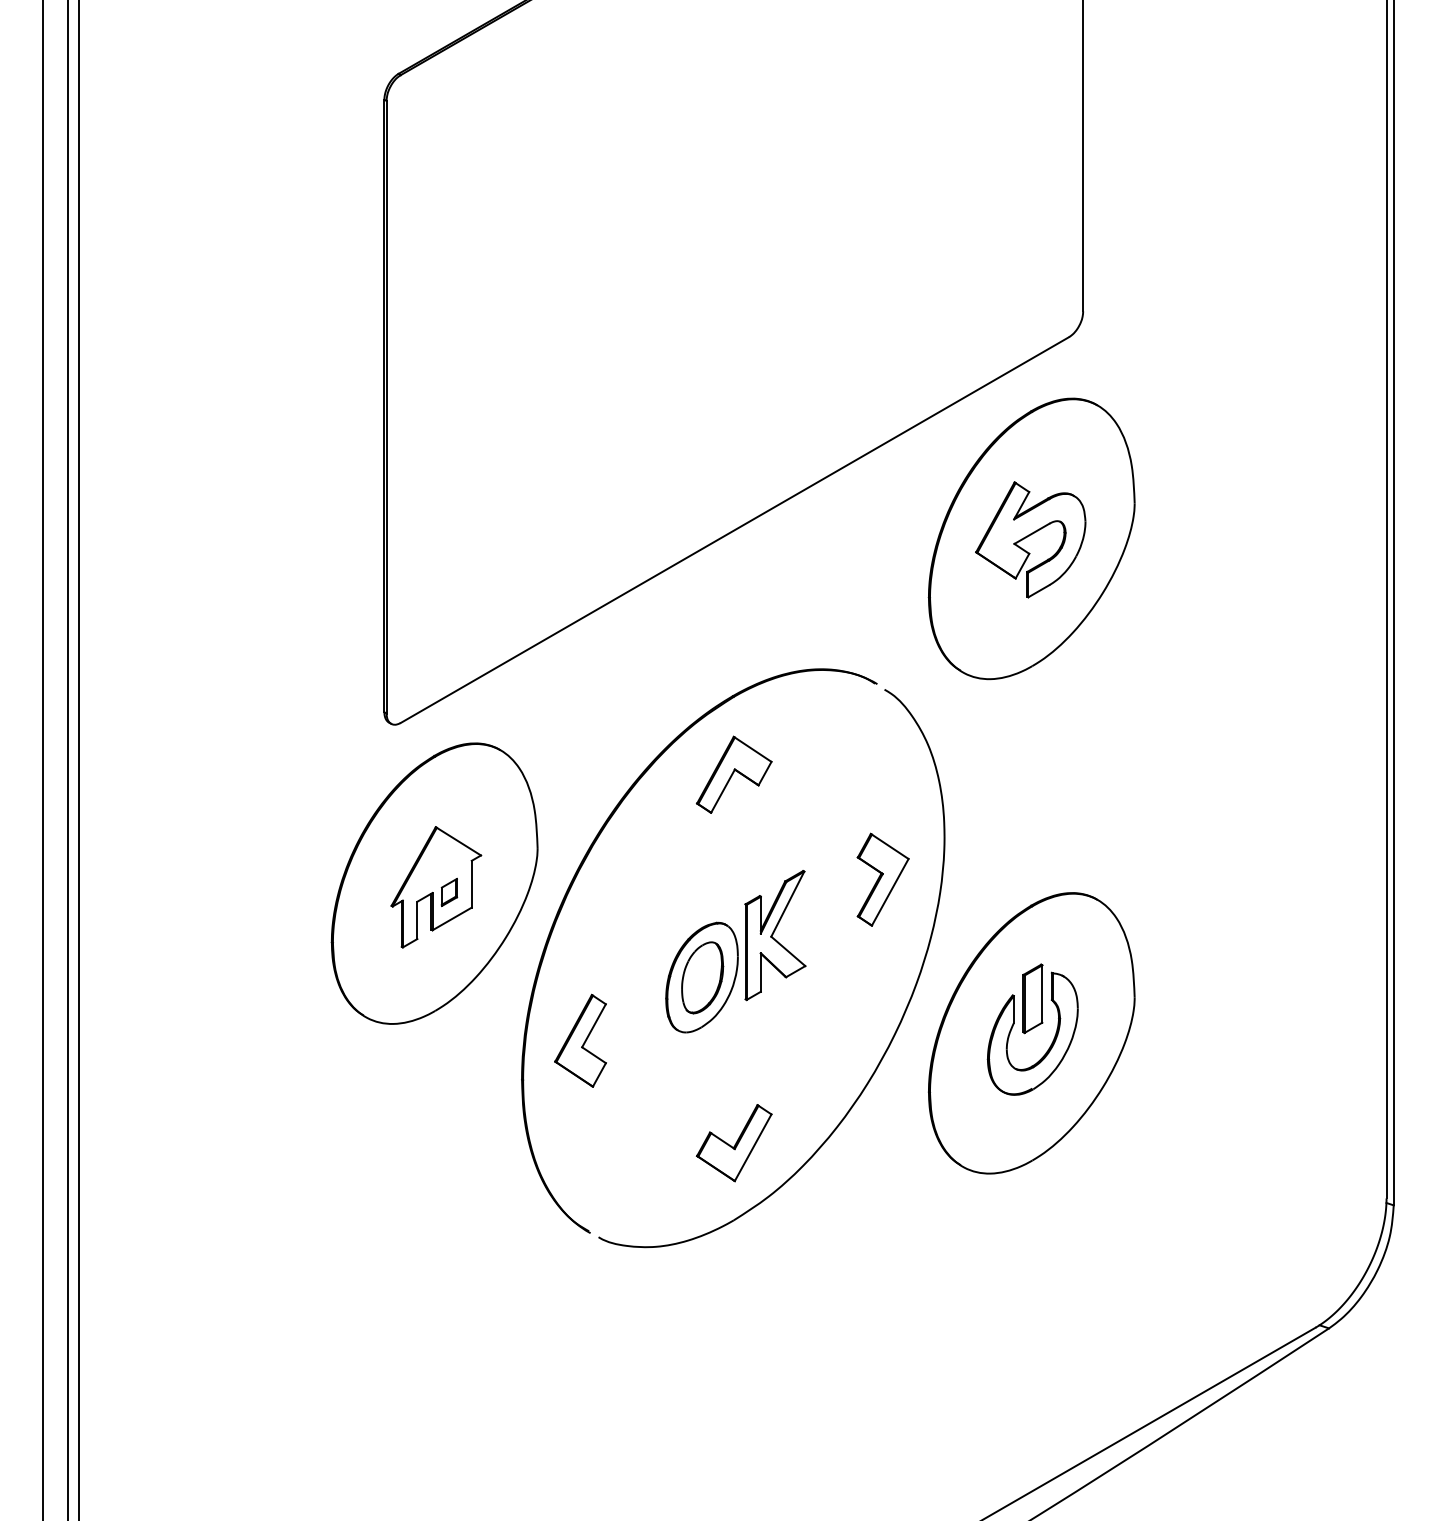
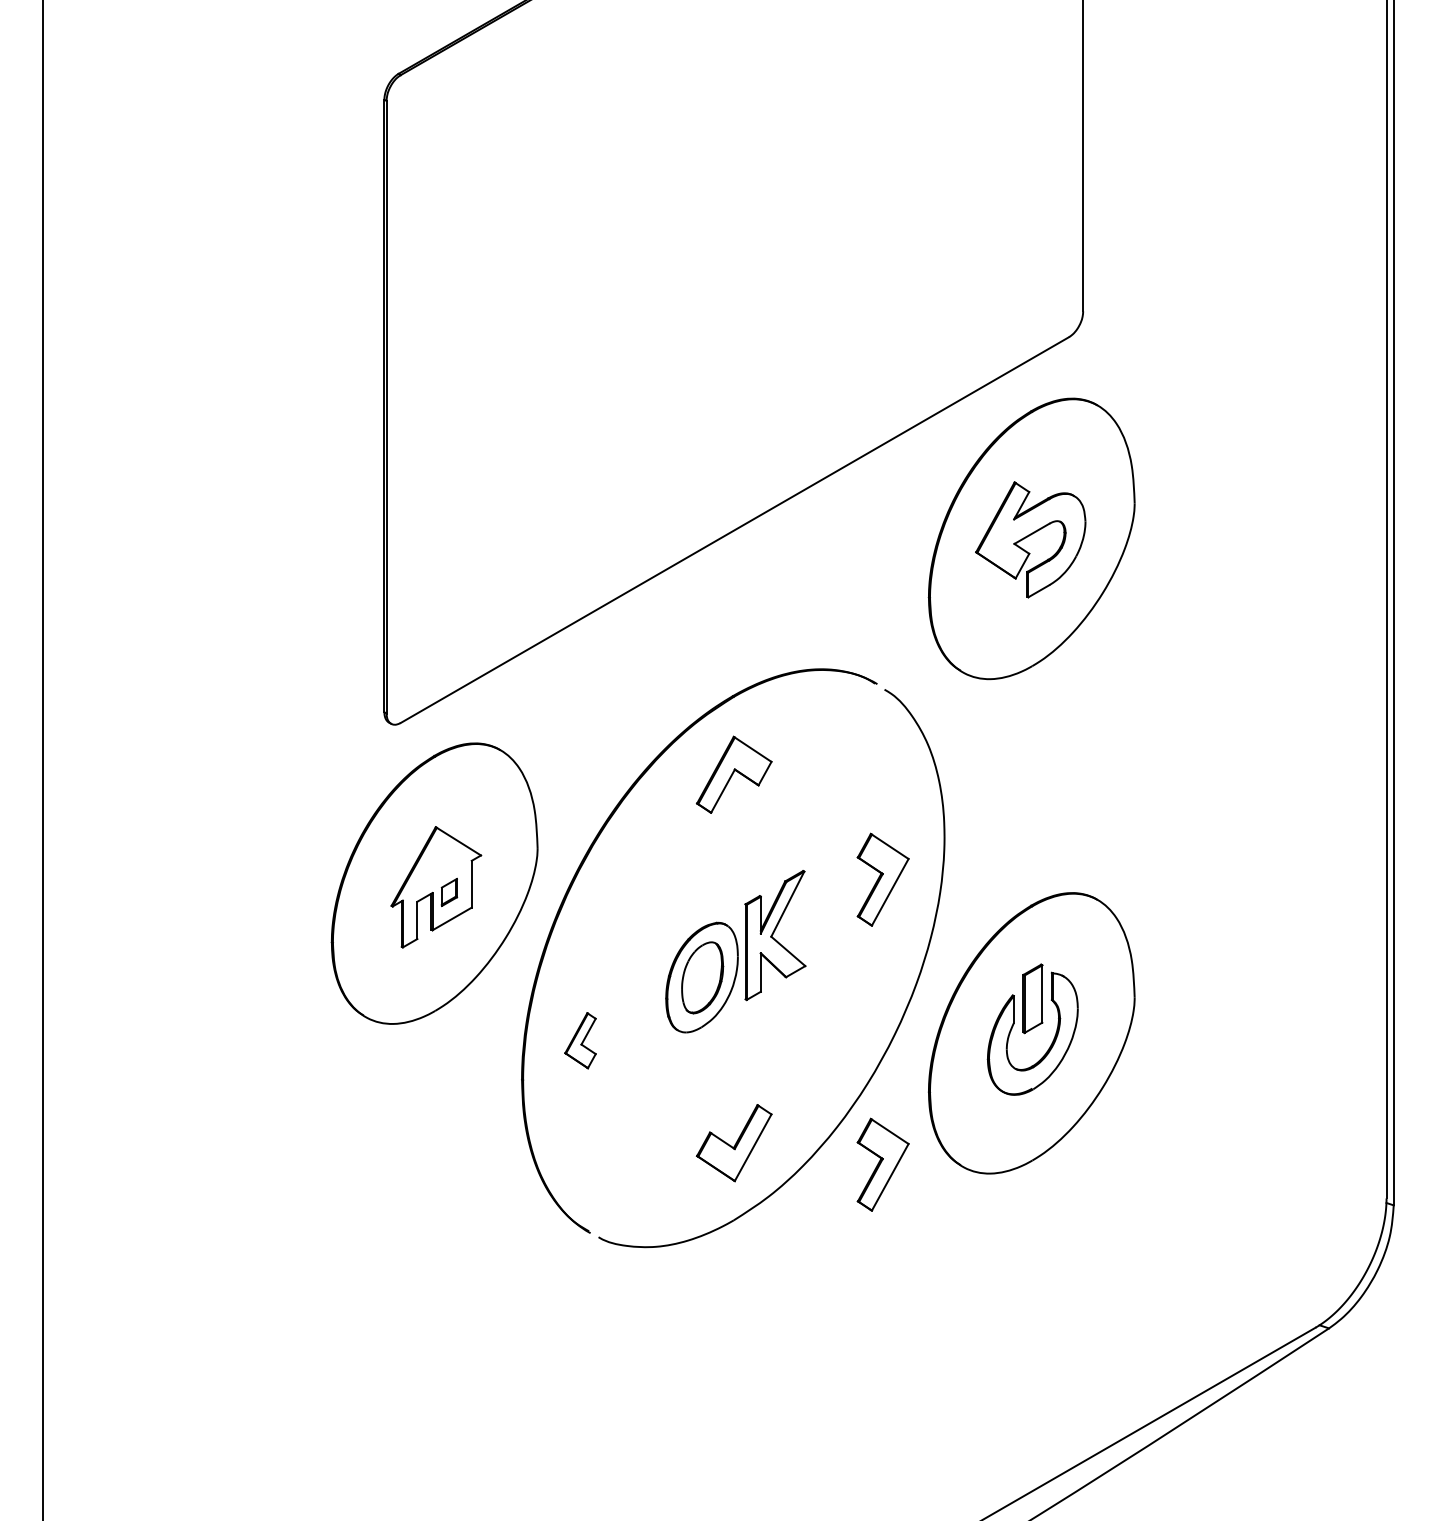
line: present -> none (67, 759)
line: present -> none (78, 759)
part size: 53x95 px -> 33x58 px (580, 1040)
part: none -> present (882, 1164)
